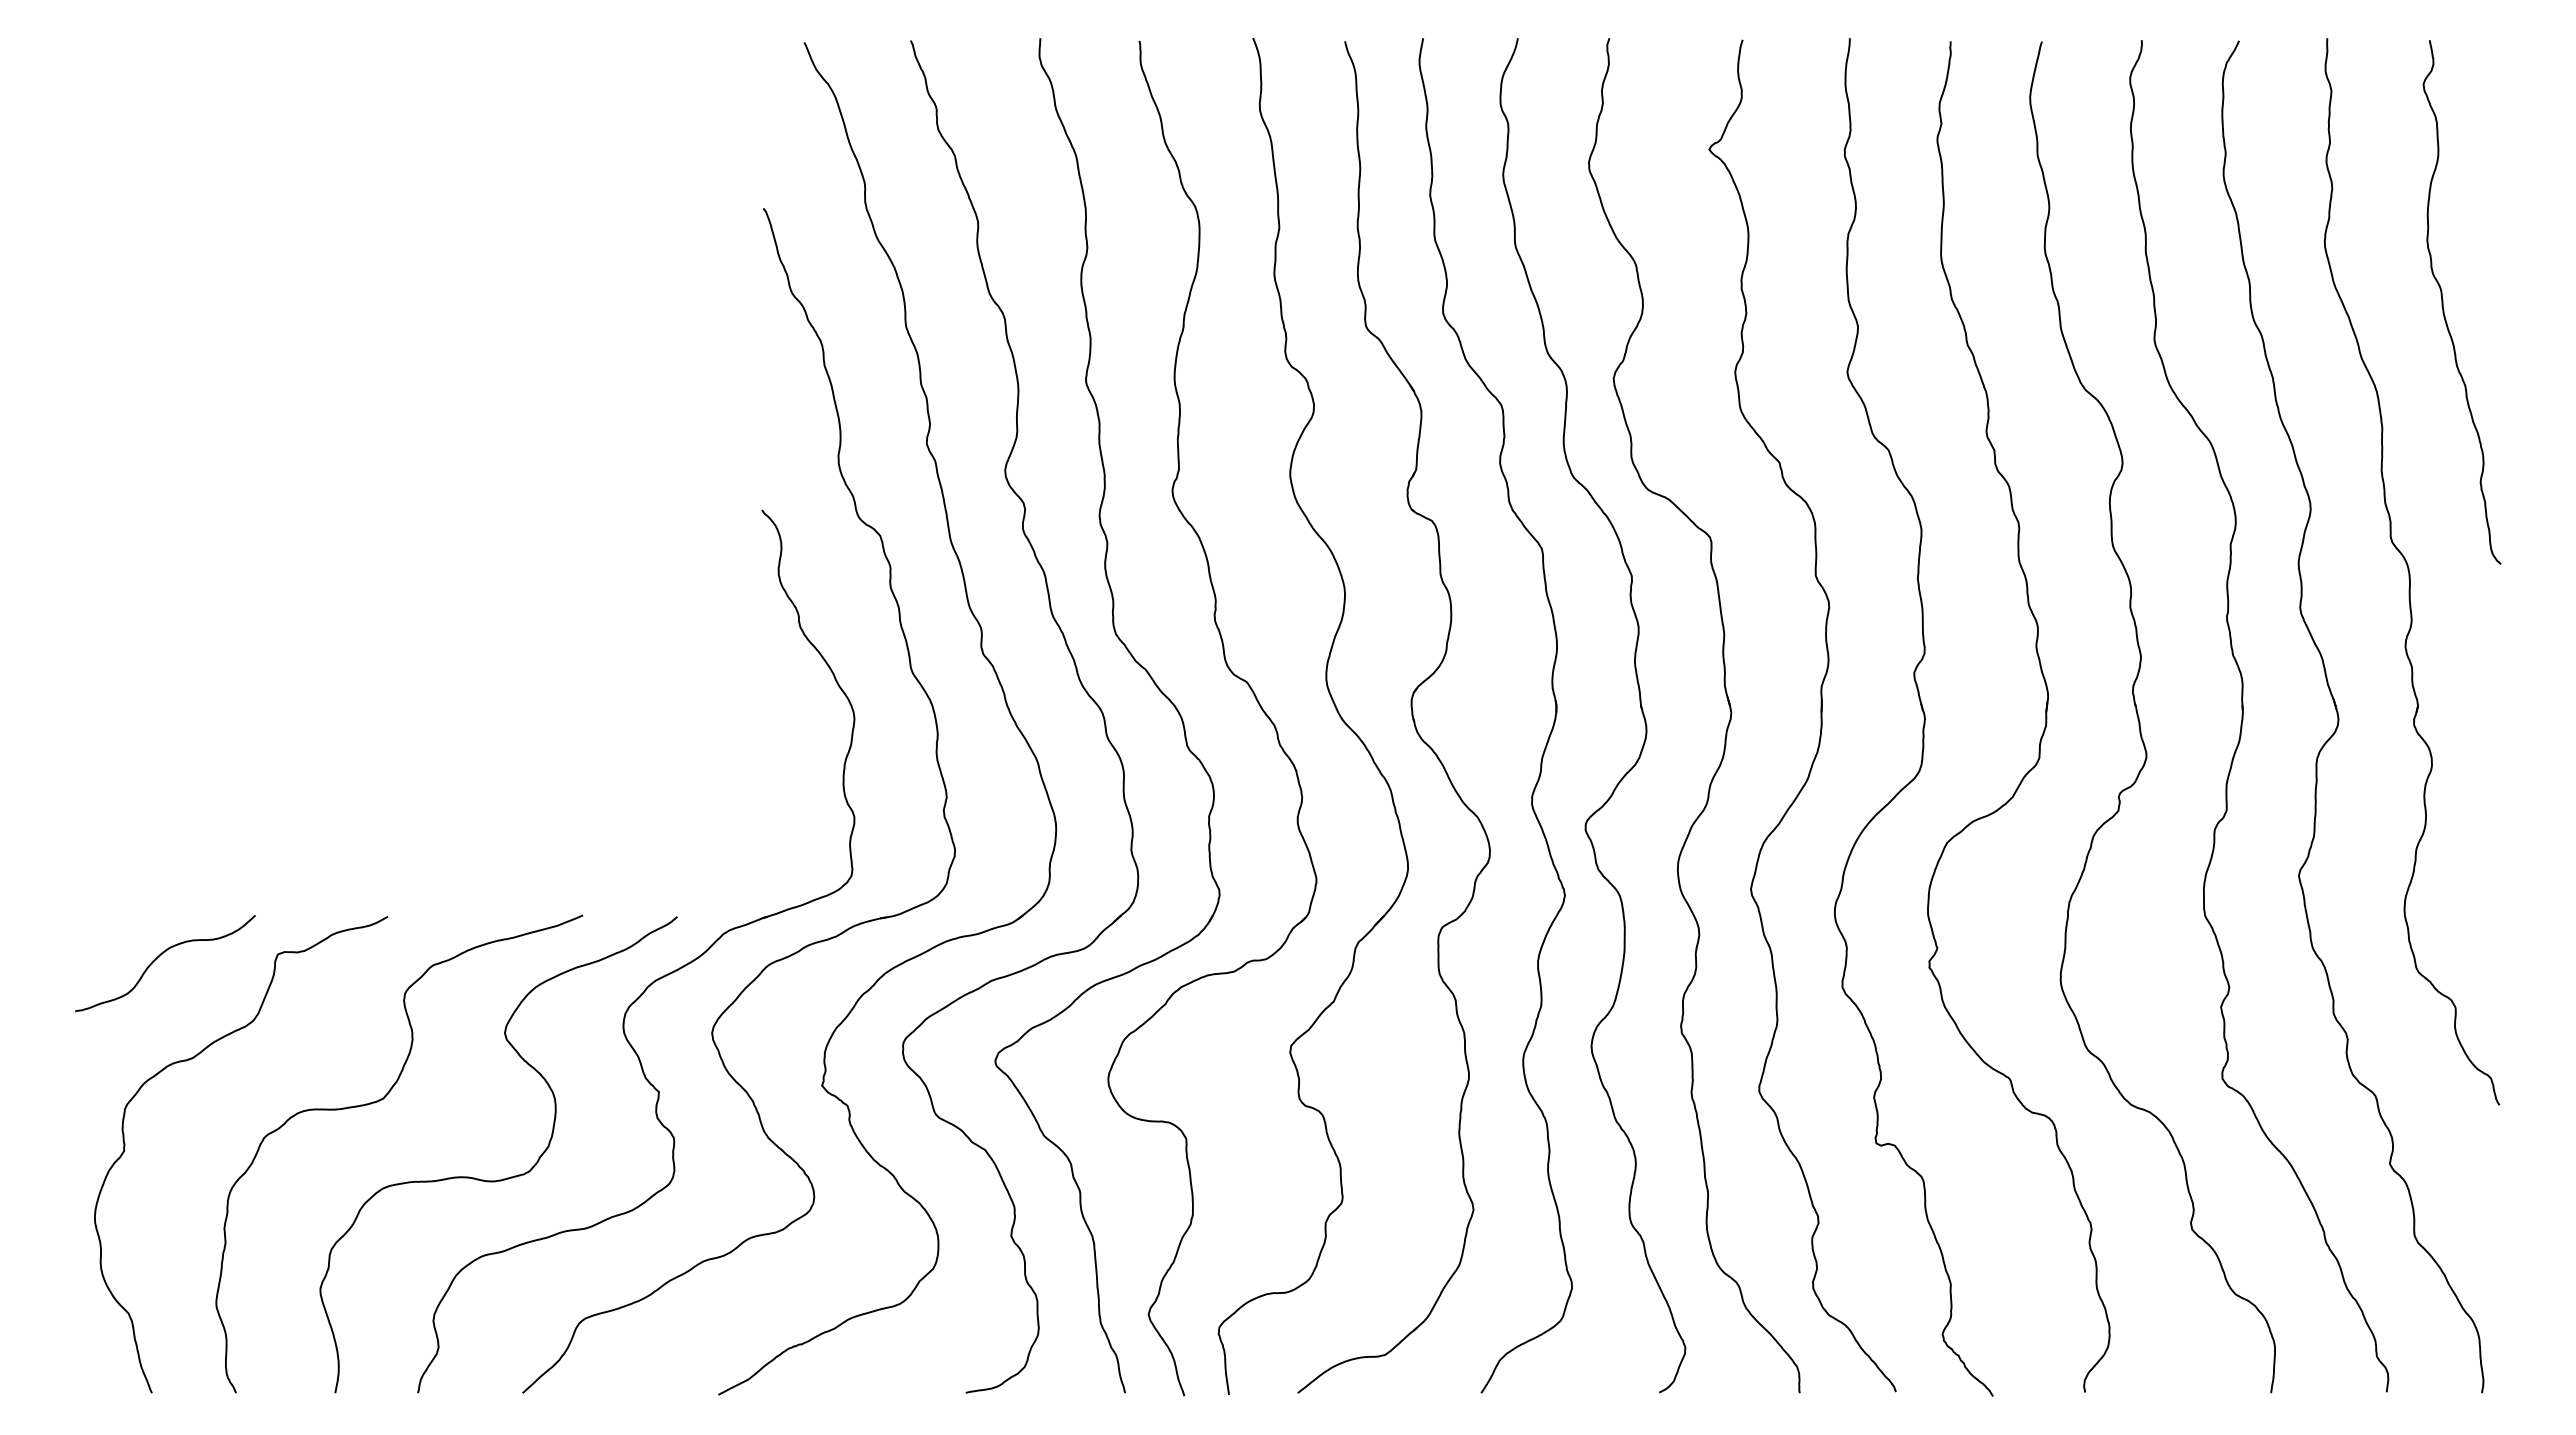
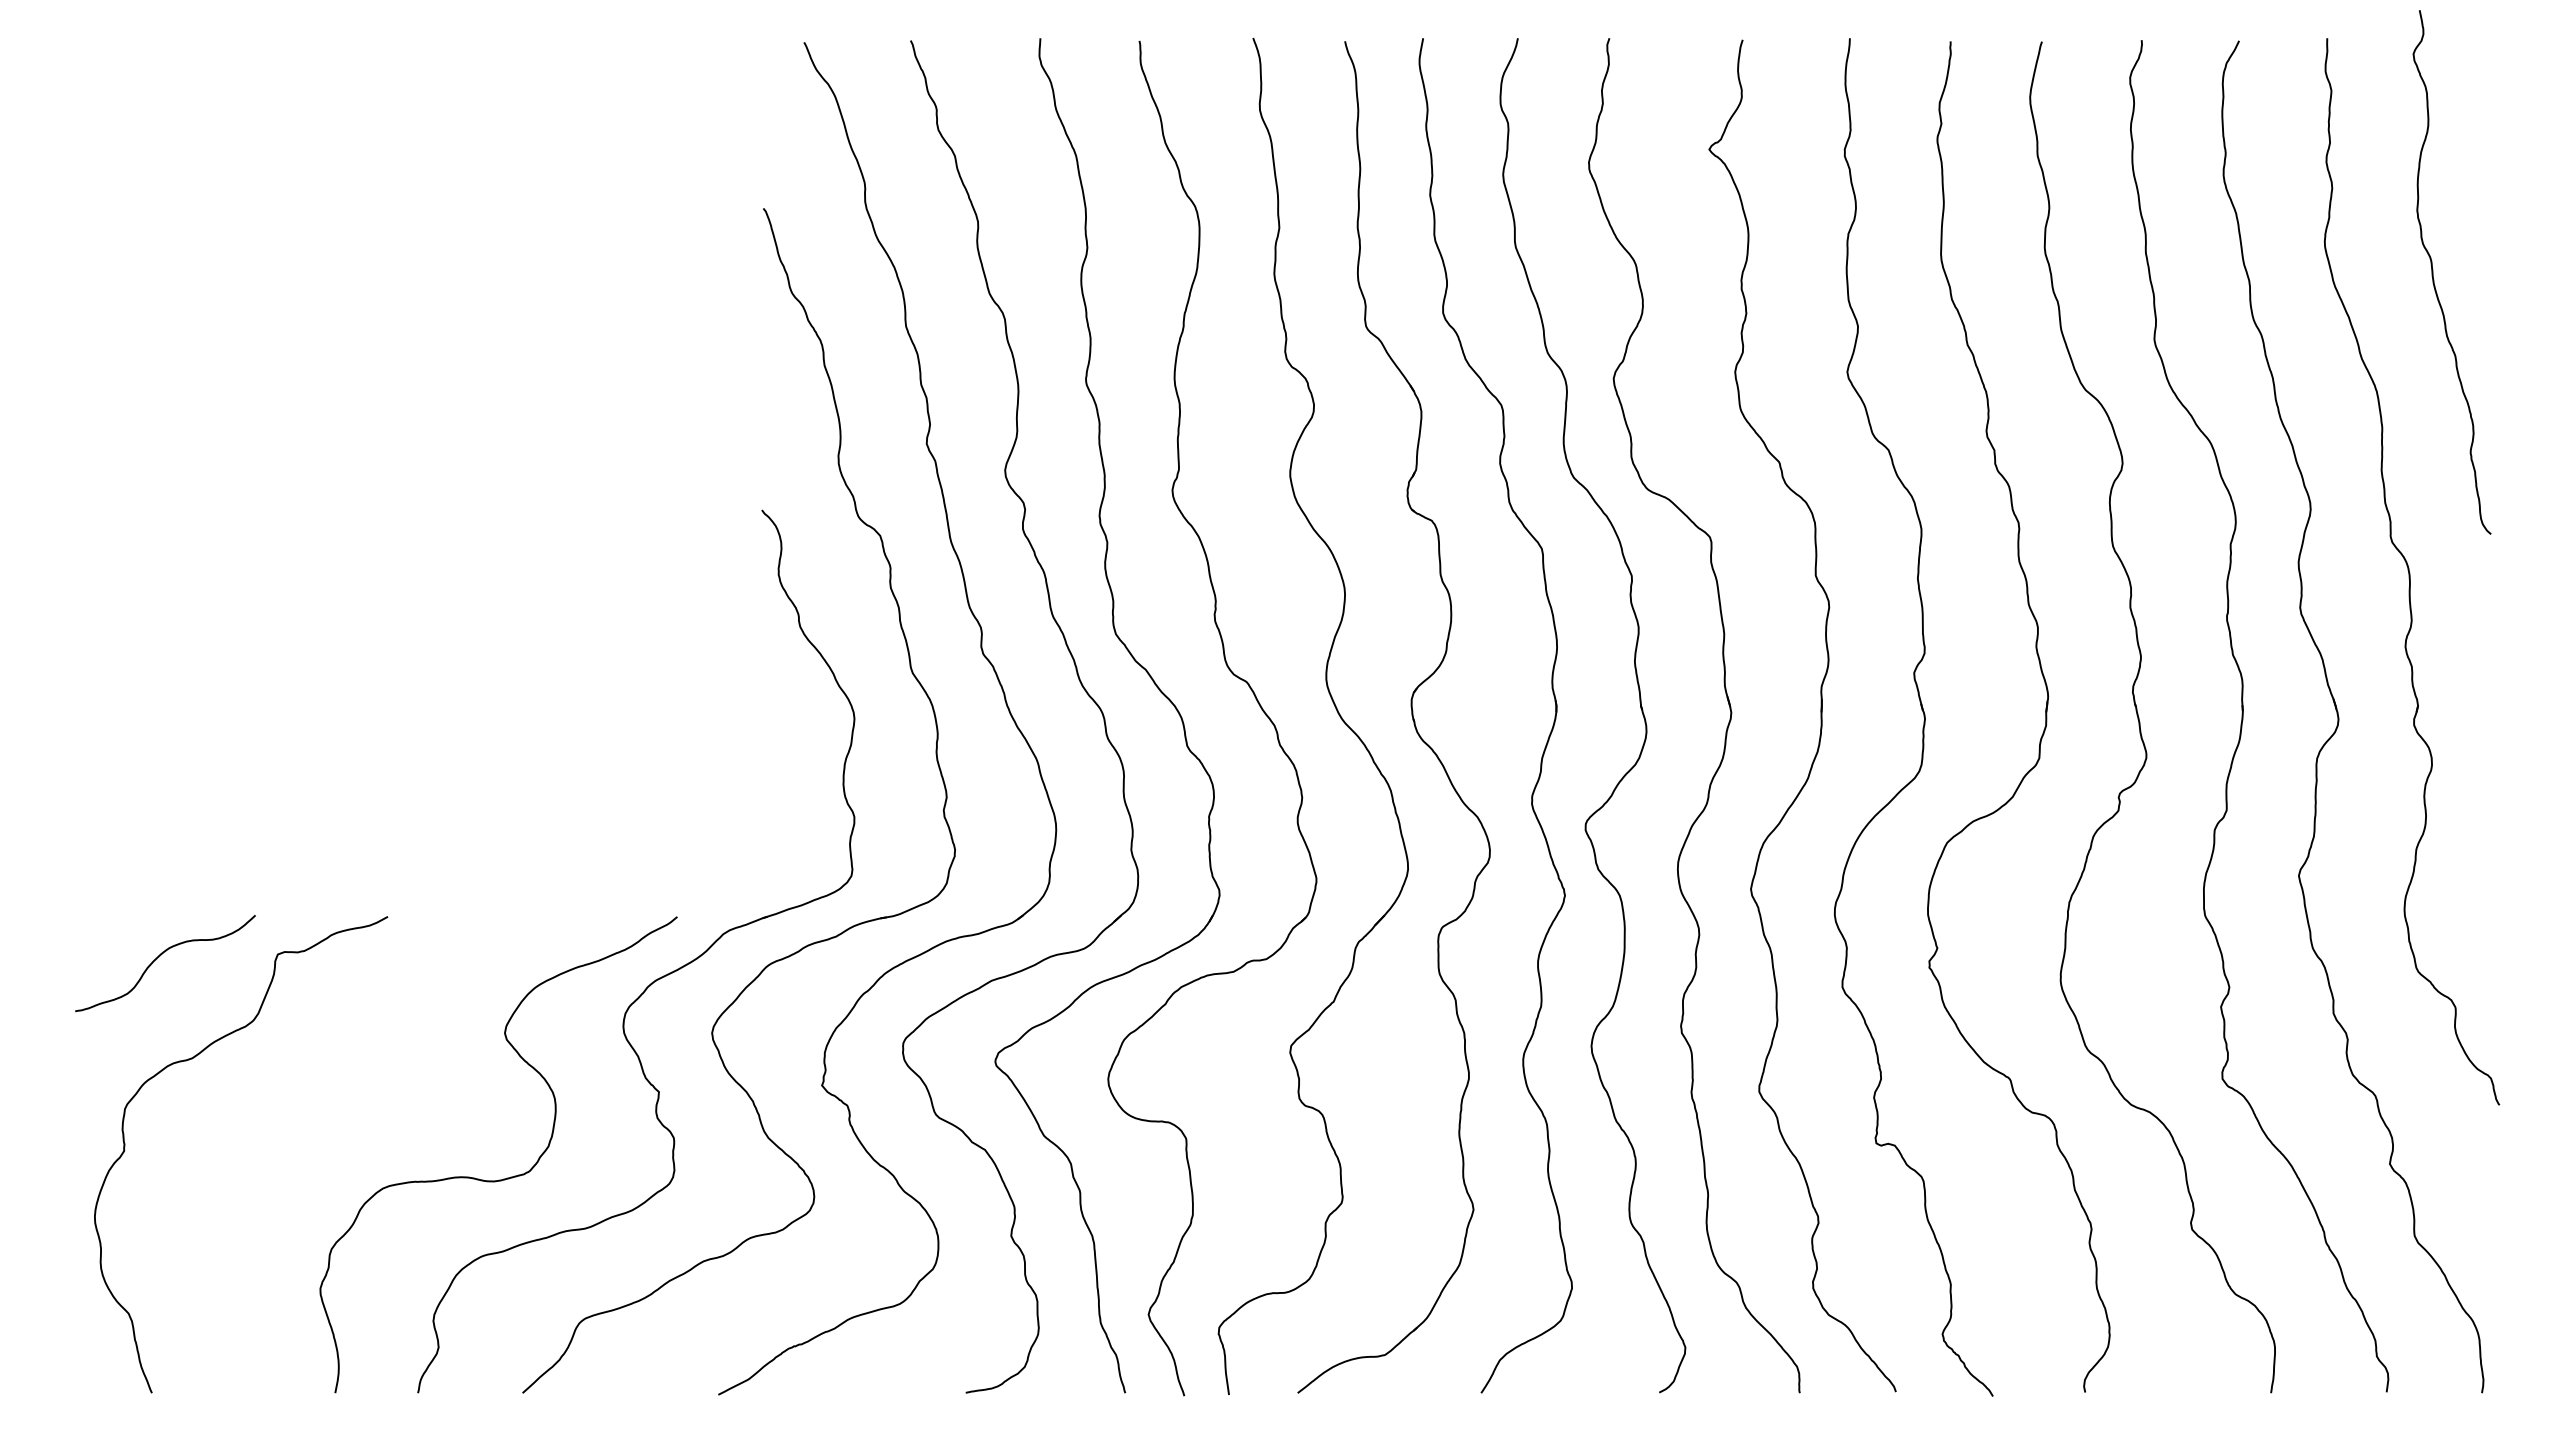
curve position: (2443, 302) -> (2433, 272) (2433, 272)
curve: present -> none (377, 1102)
